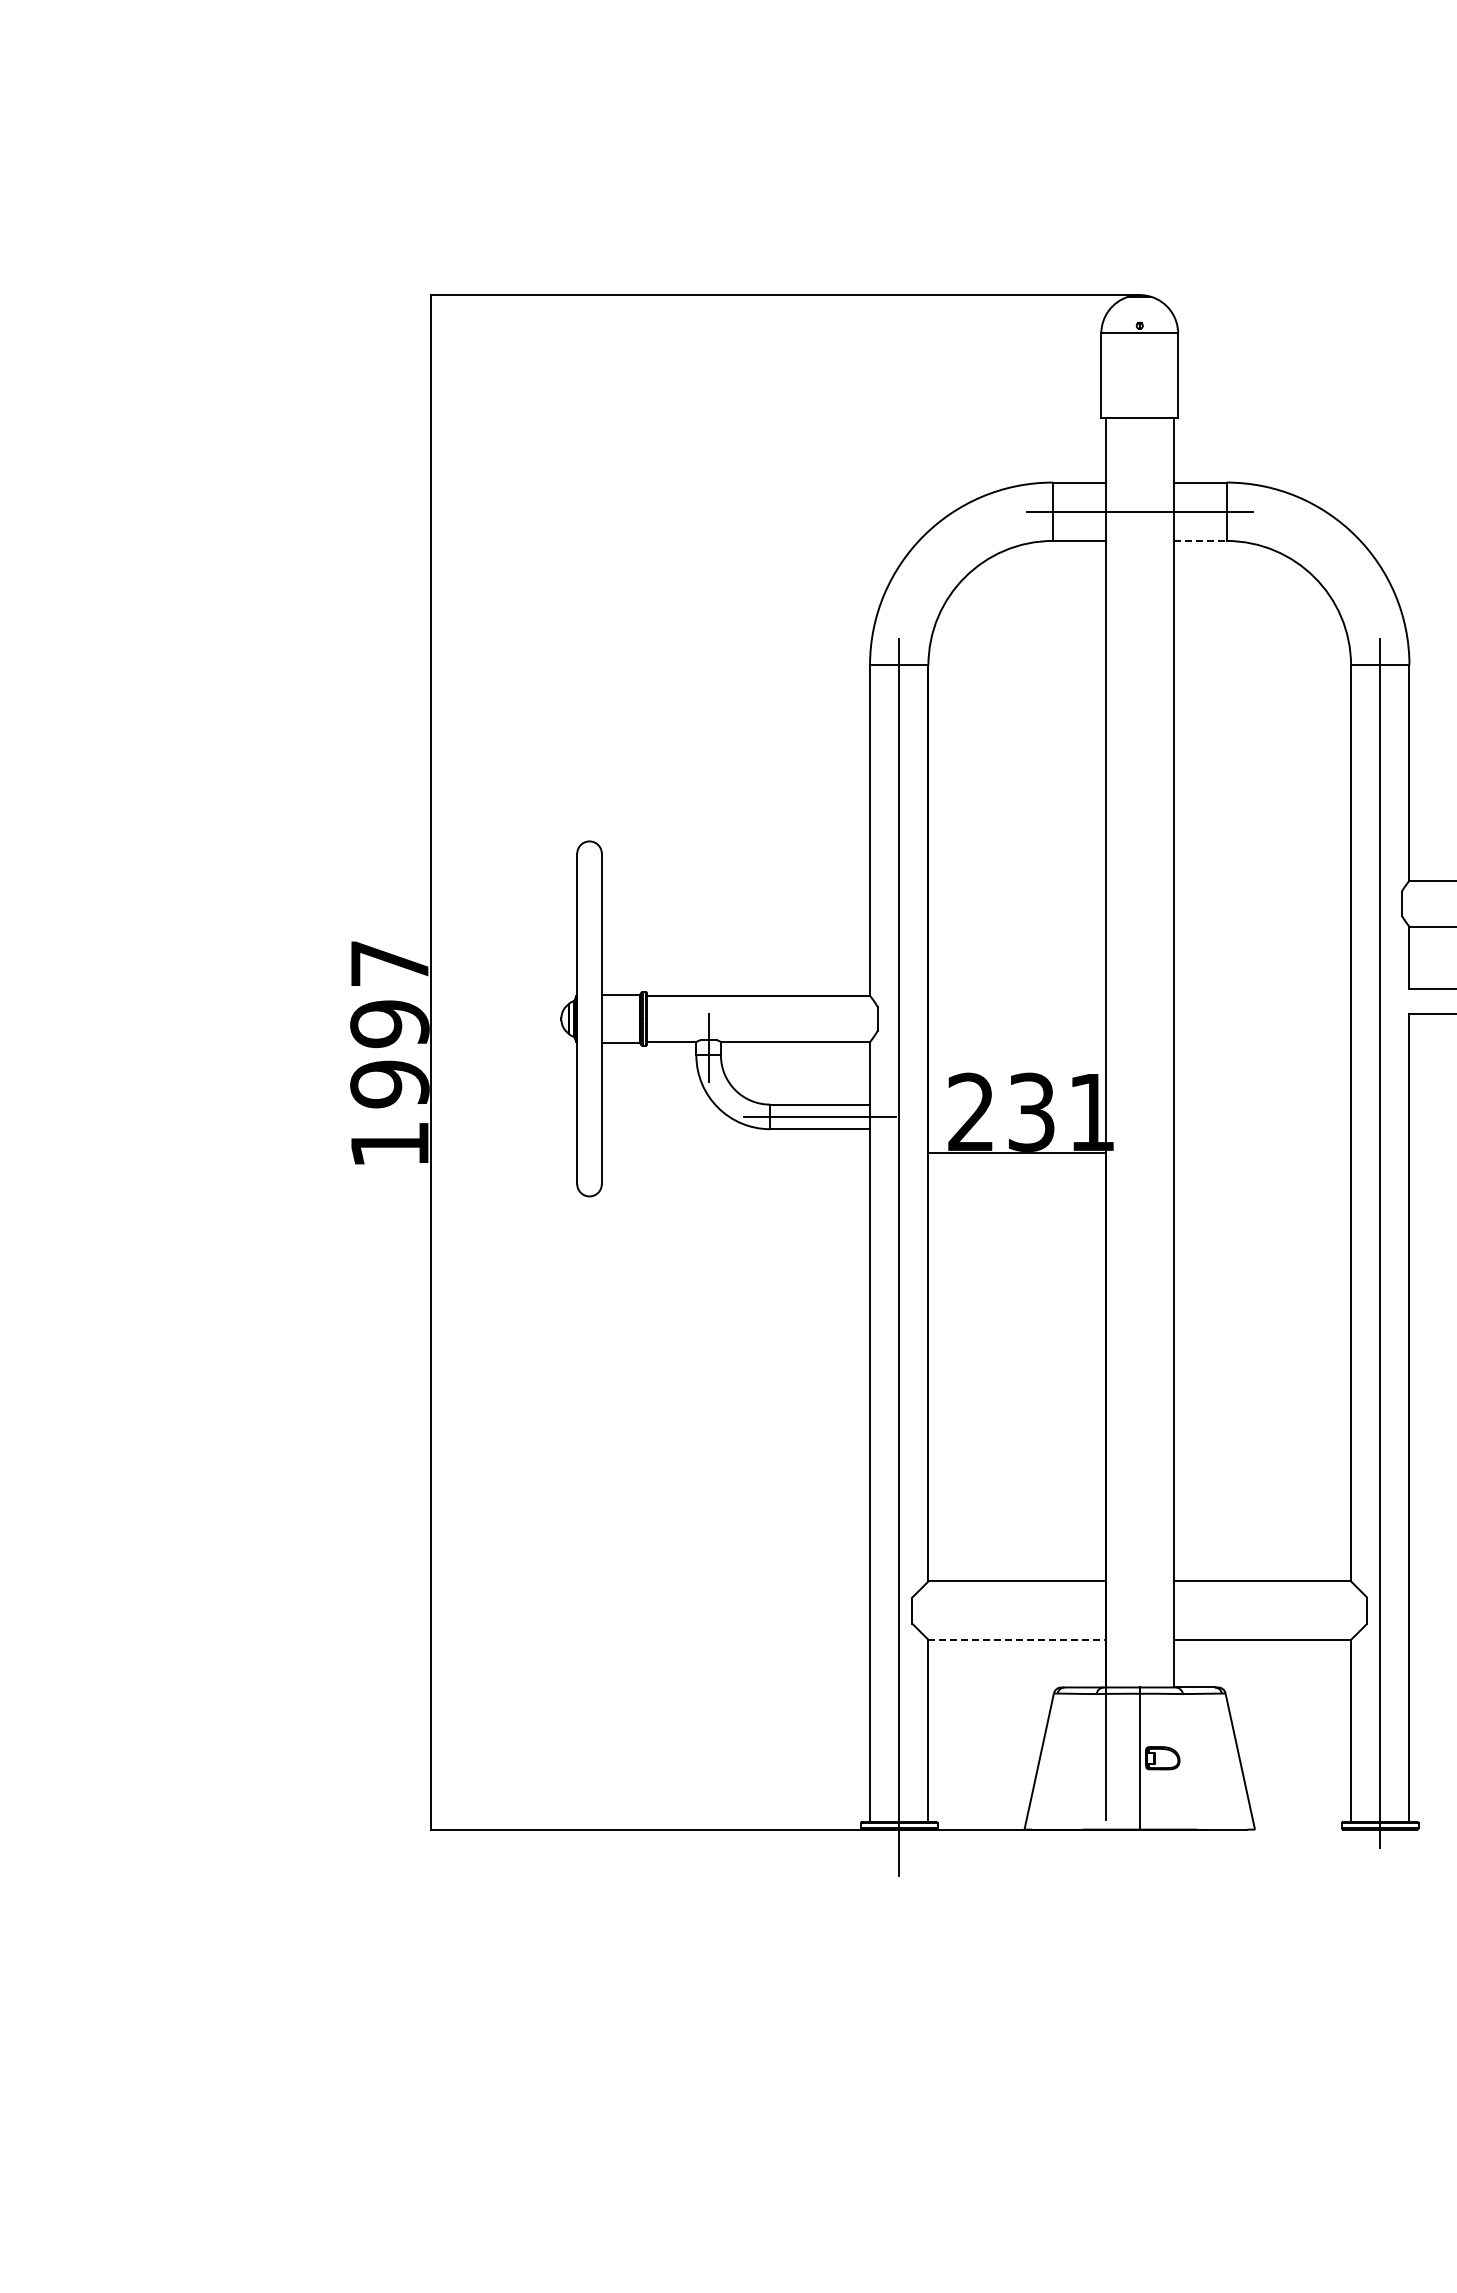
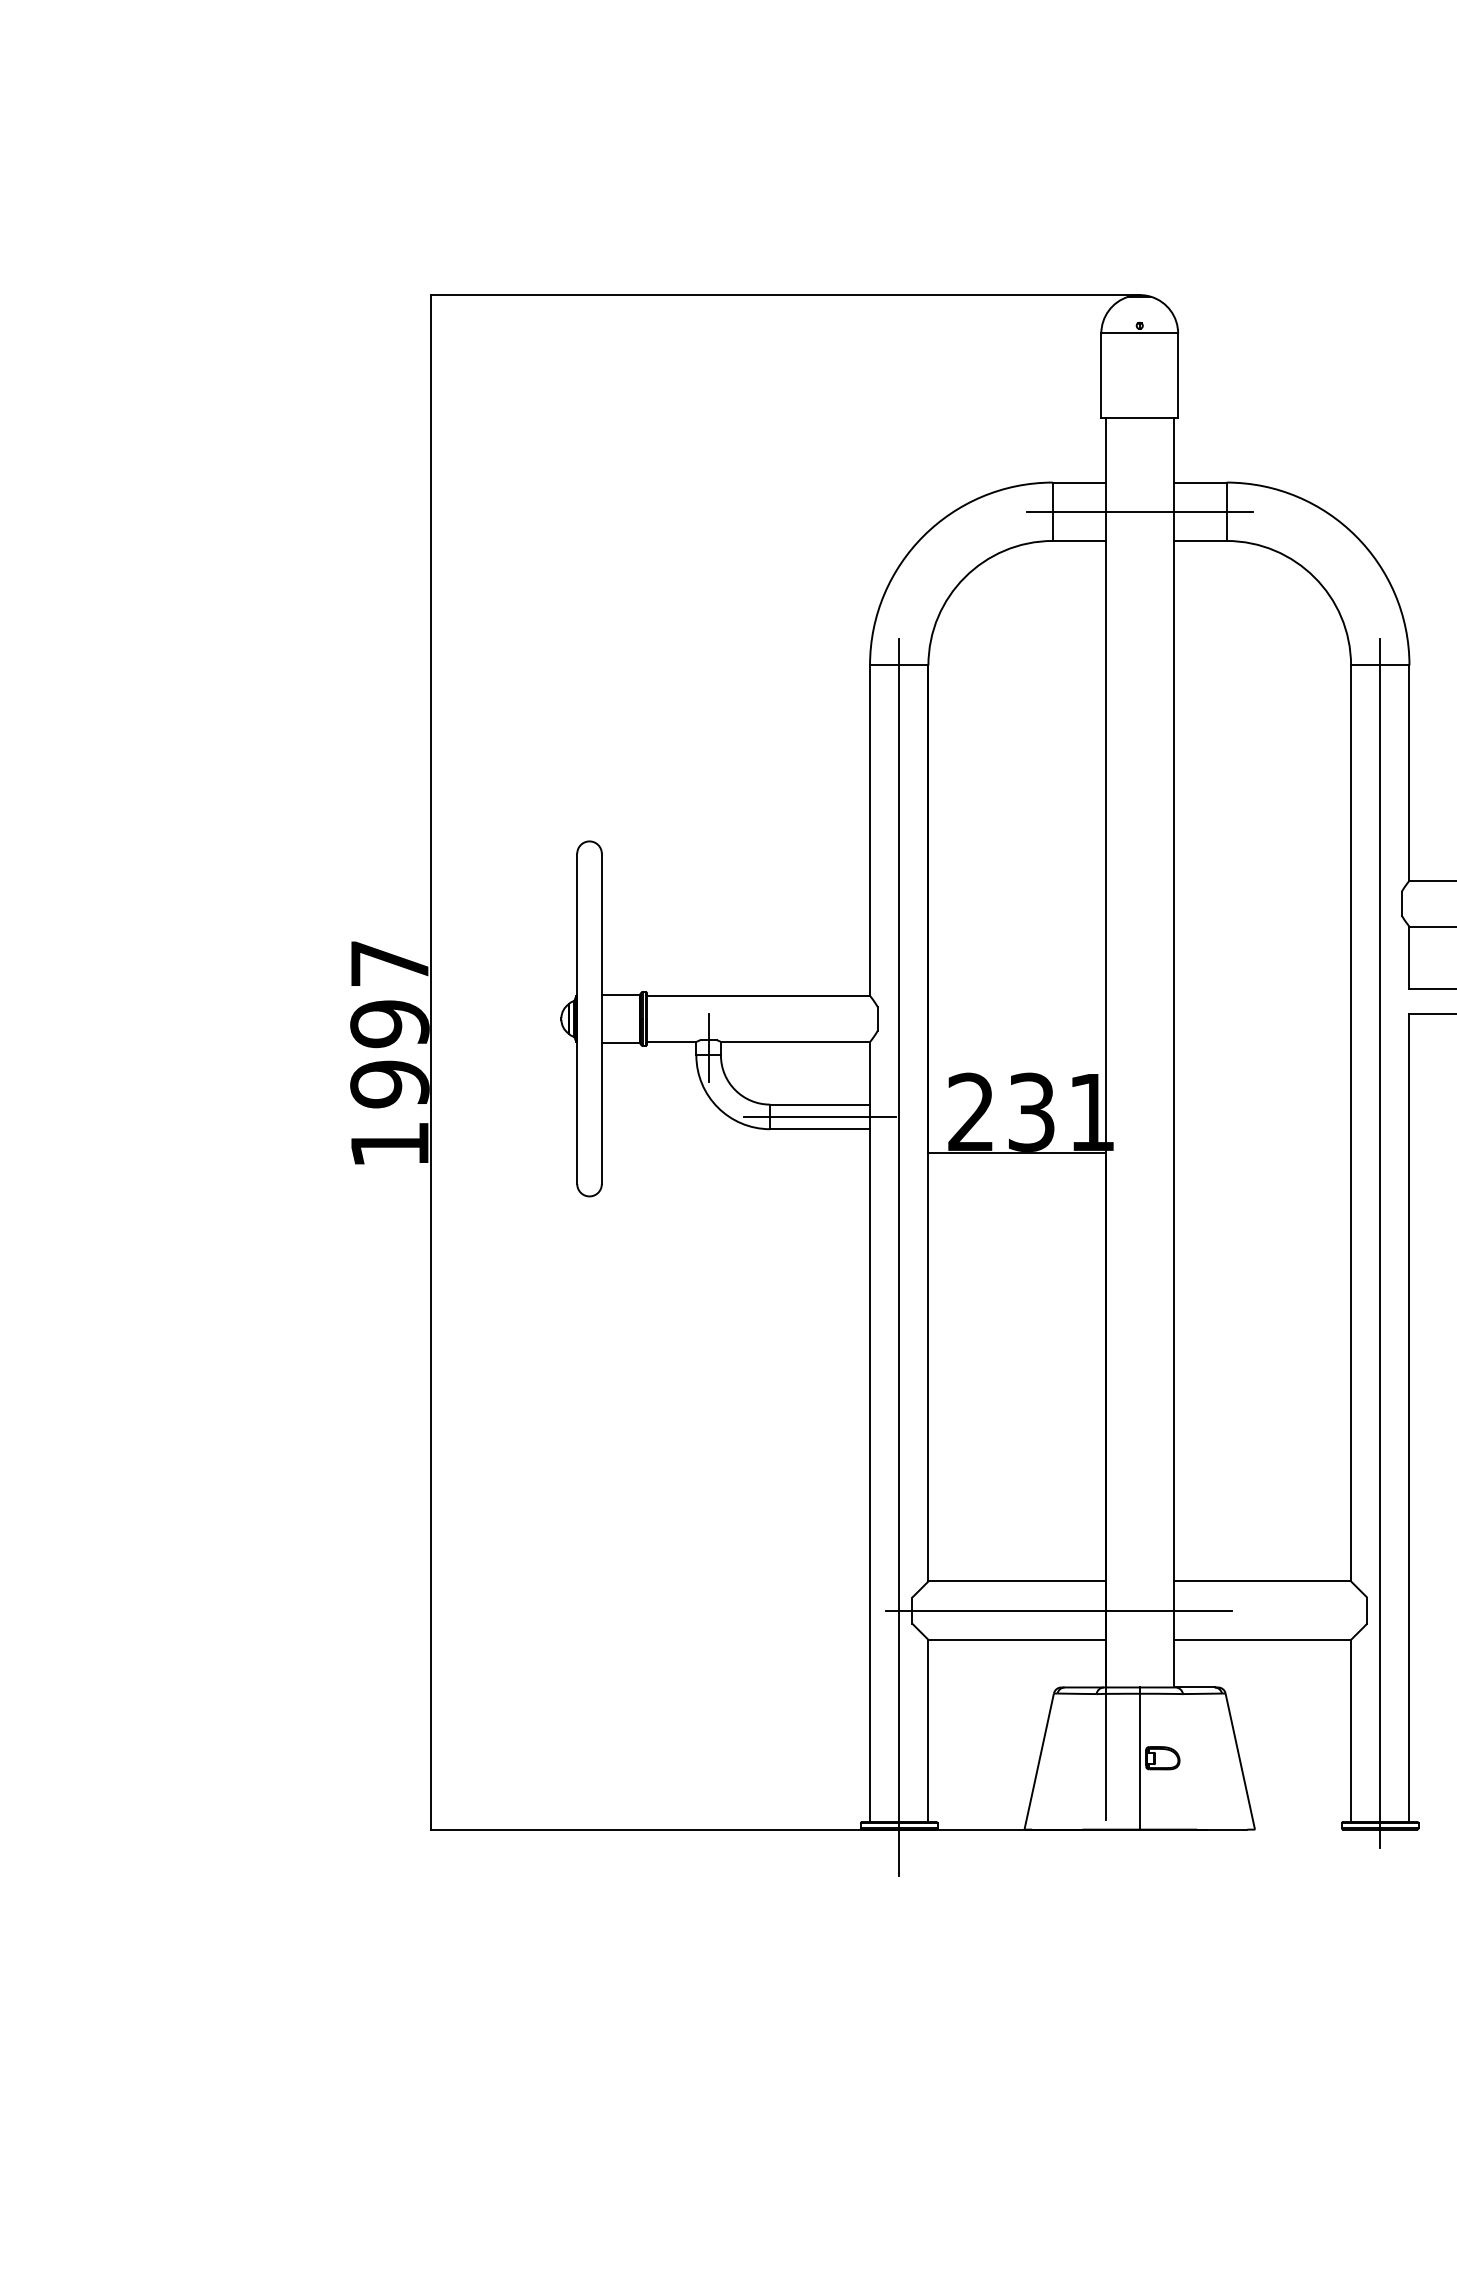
line: dashed -> solid (1200, 540)
line: none -> present (1058, 1610)
line: dashed -> solid (1016, 1639)
